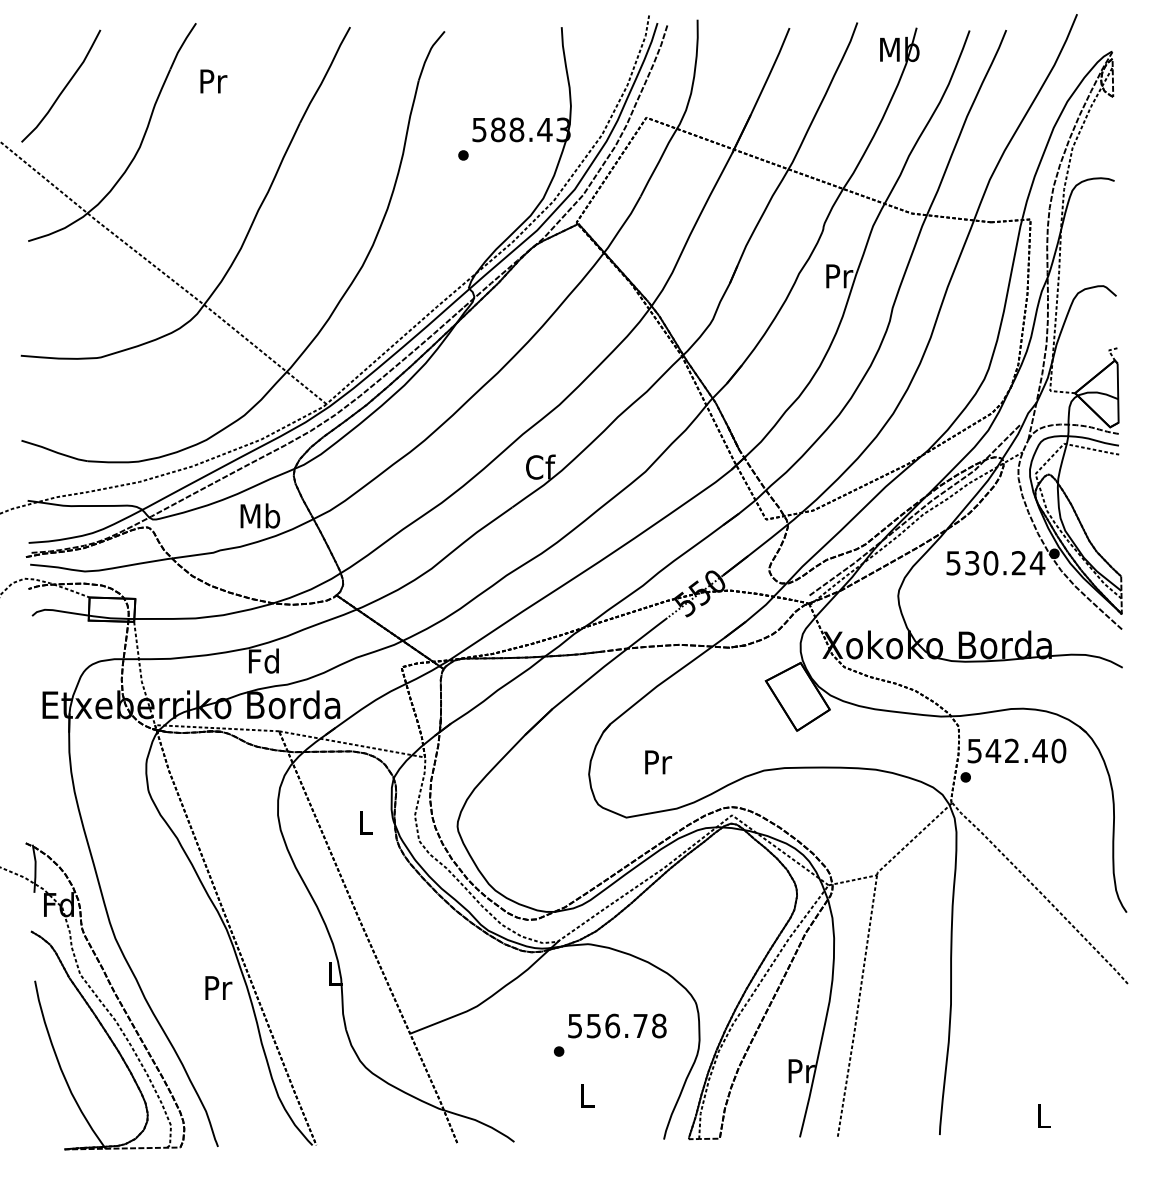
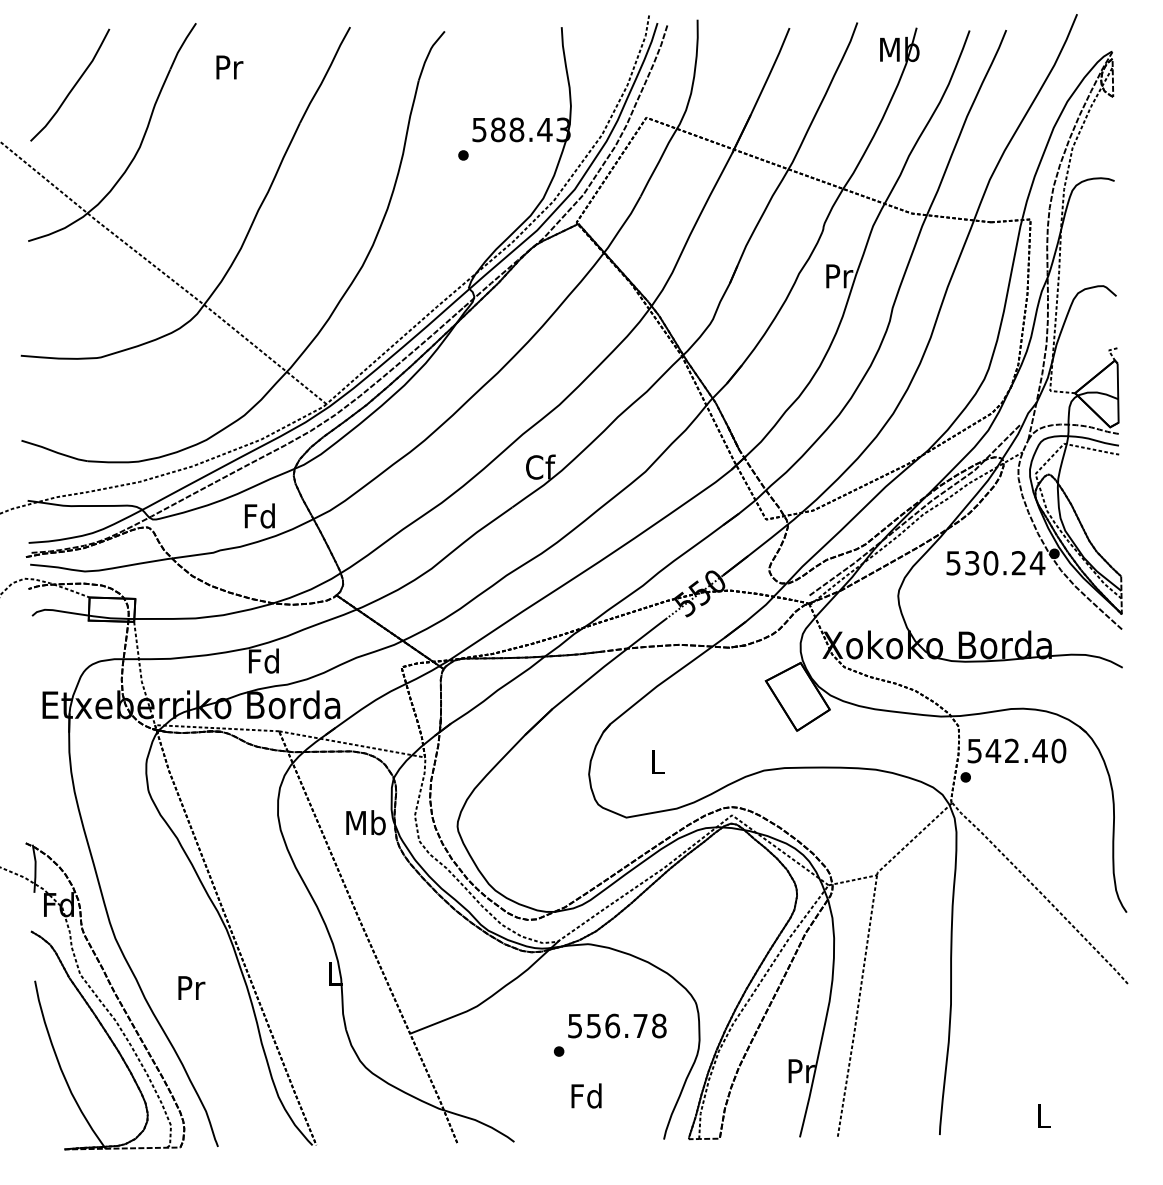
text position: (213, 81) -> (229, 67) (229, 67)
curve position: (64, 86) -> (73, 85) (73, 85)
text: Mb -> Fd (260, 515)
text: Pr -> L (658, 762)
text: L -> Mb (365, 822)
text position: (218, 987) -> (191, 987) (191, 987)
text: L -> Fd (586, 1095)
